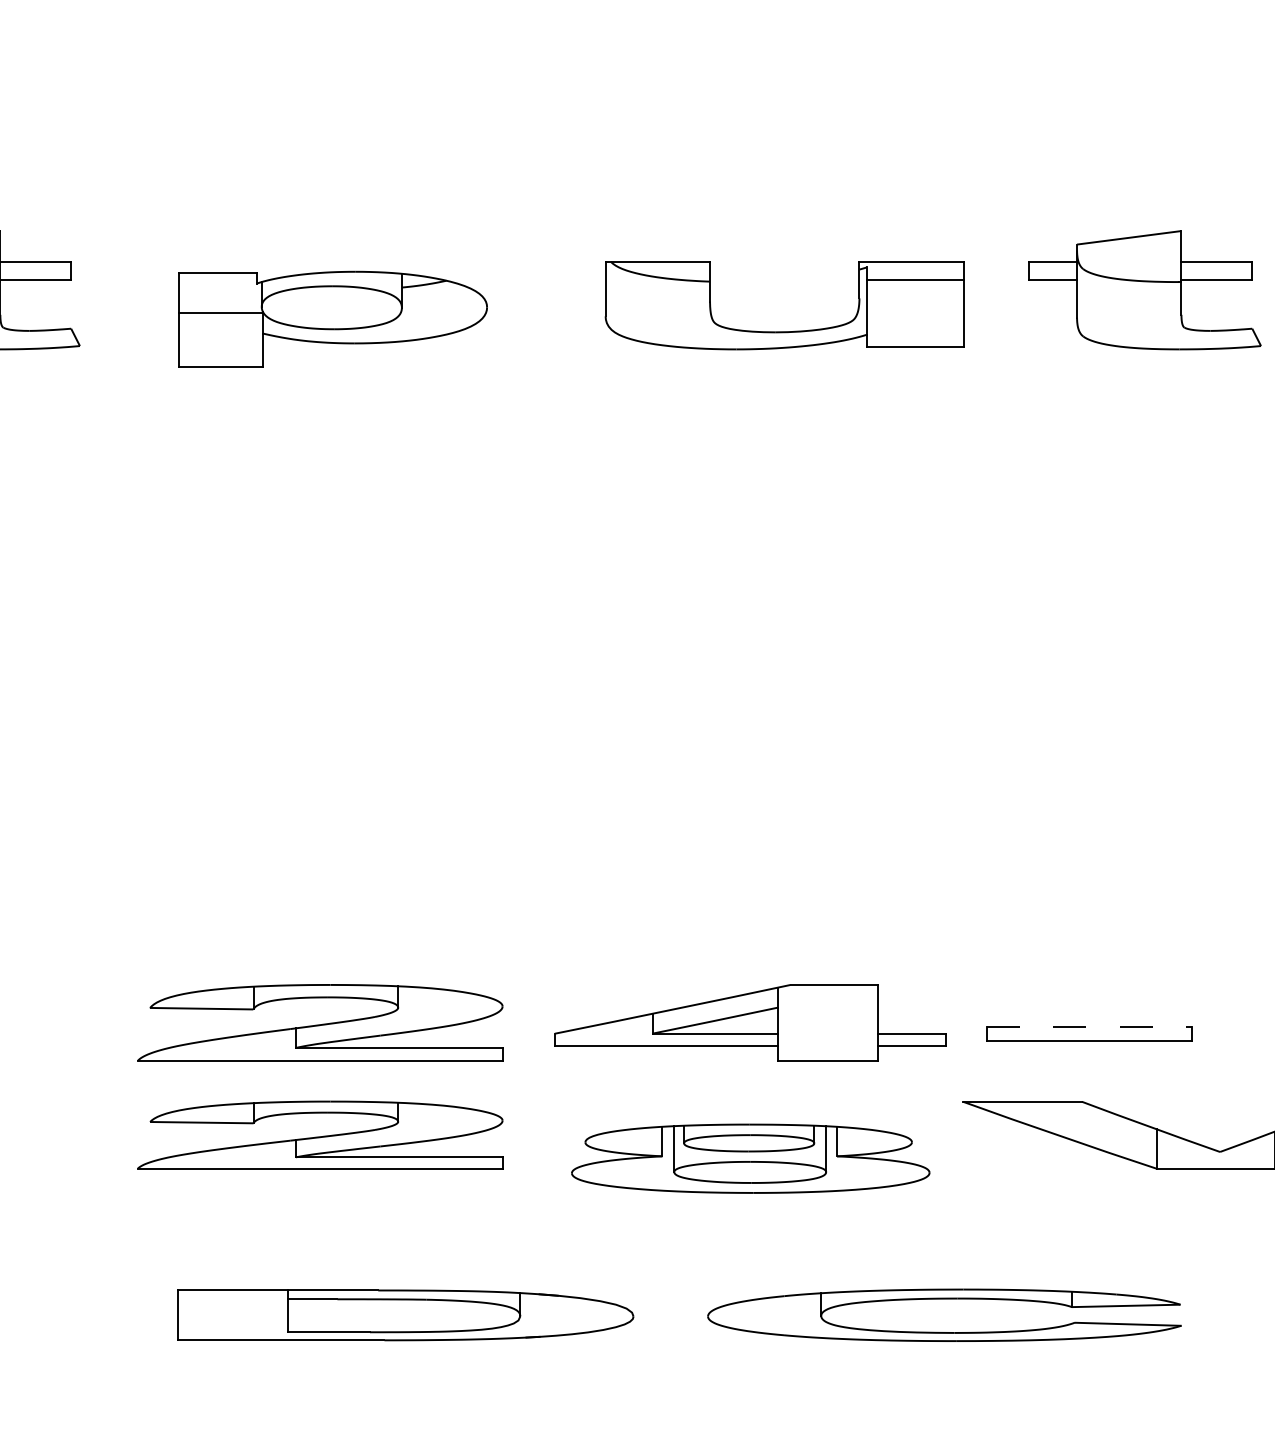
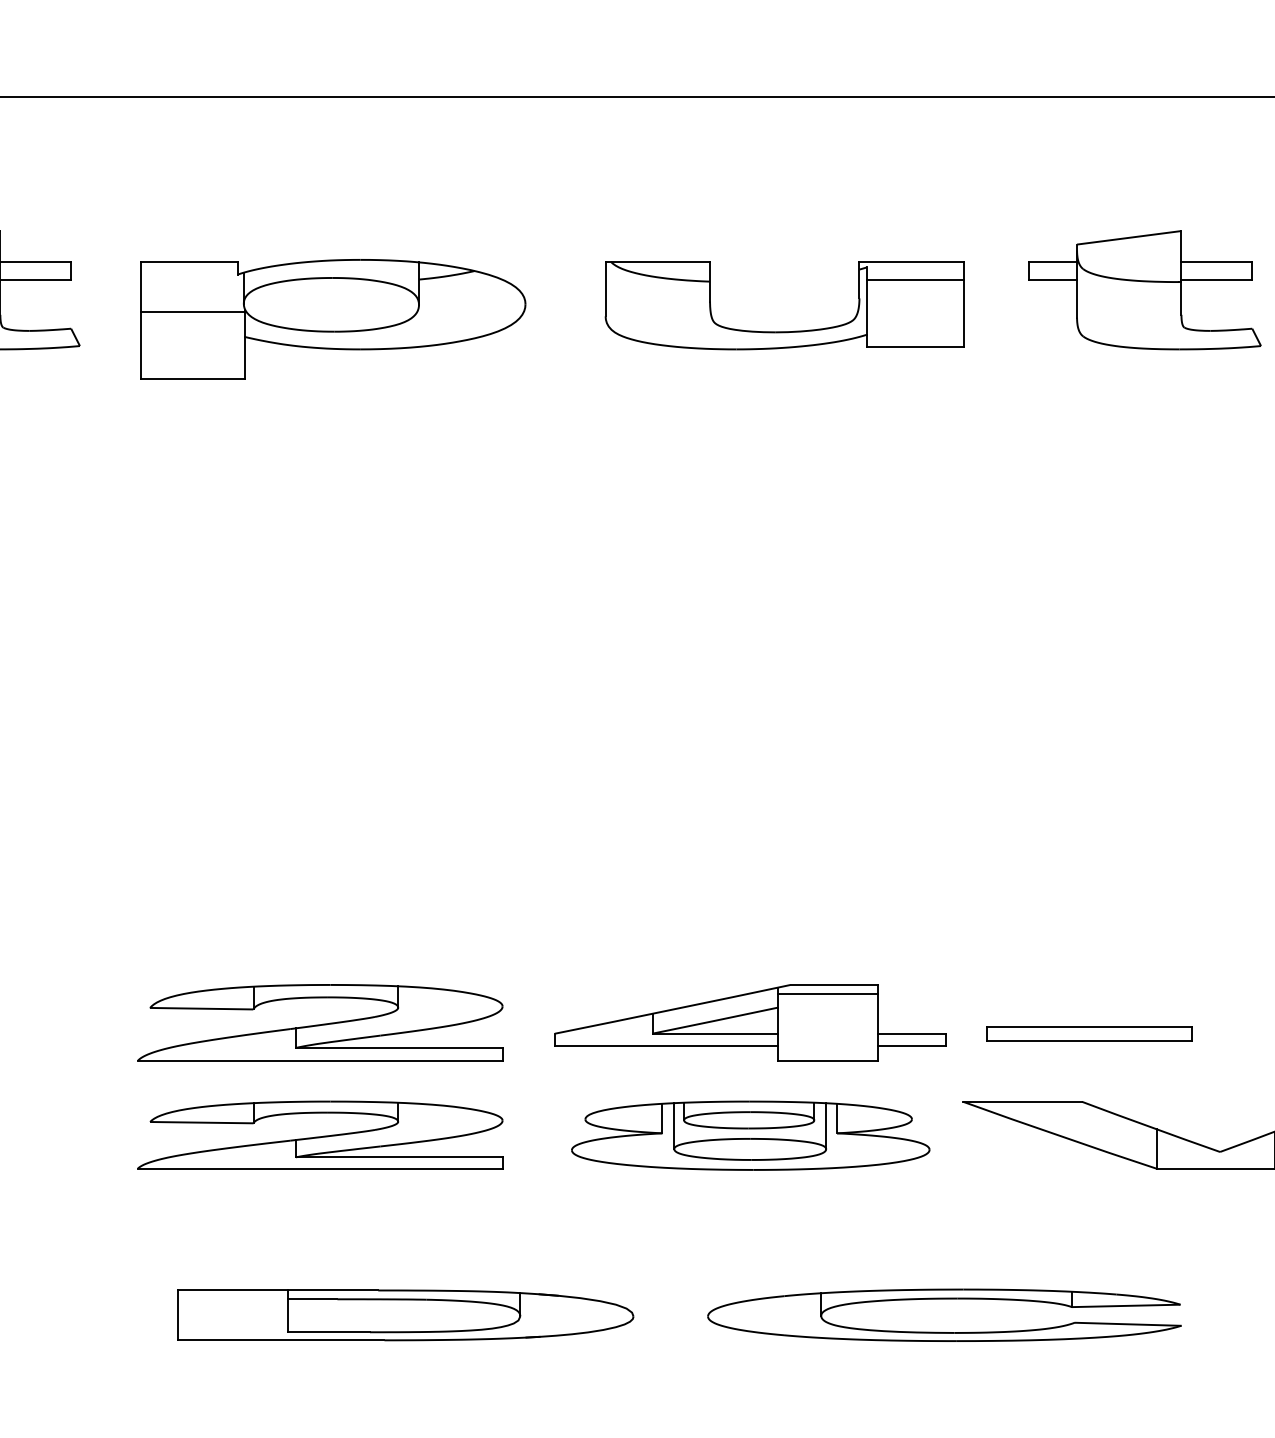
line: none -> present (636, 96)
part size: 310x98 px -> 387x121 px (333, 319)
line: none -> present (827, 994)
line: dashed -> solid (1089, 1026)
part position: (750, 1158) -> (750, 1135) (750, 1135)
